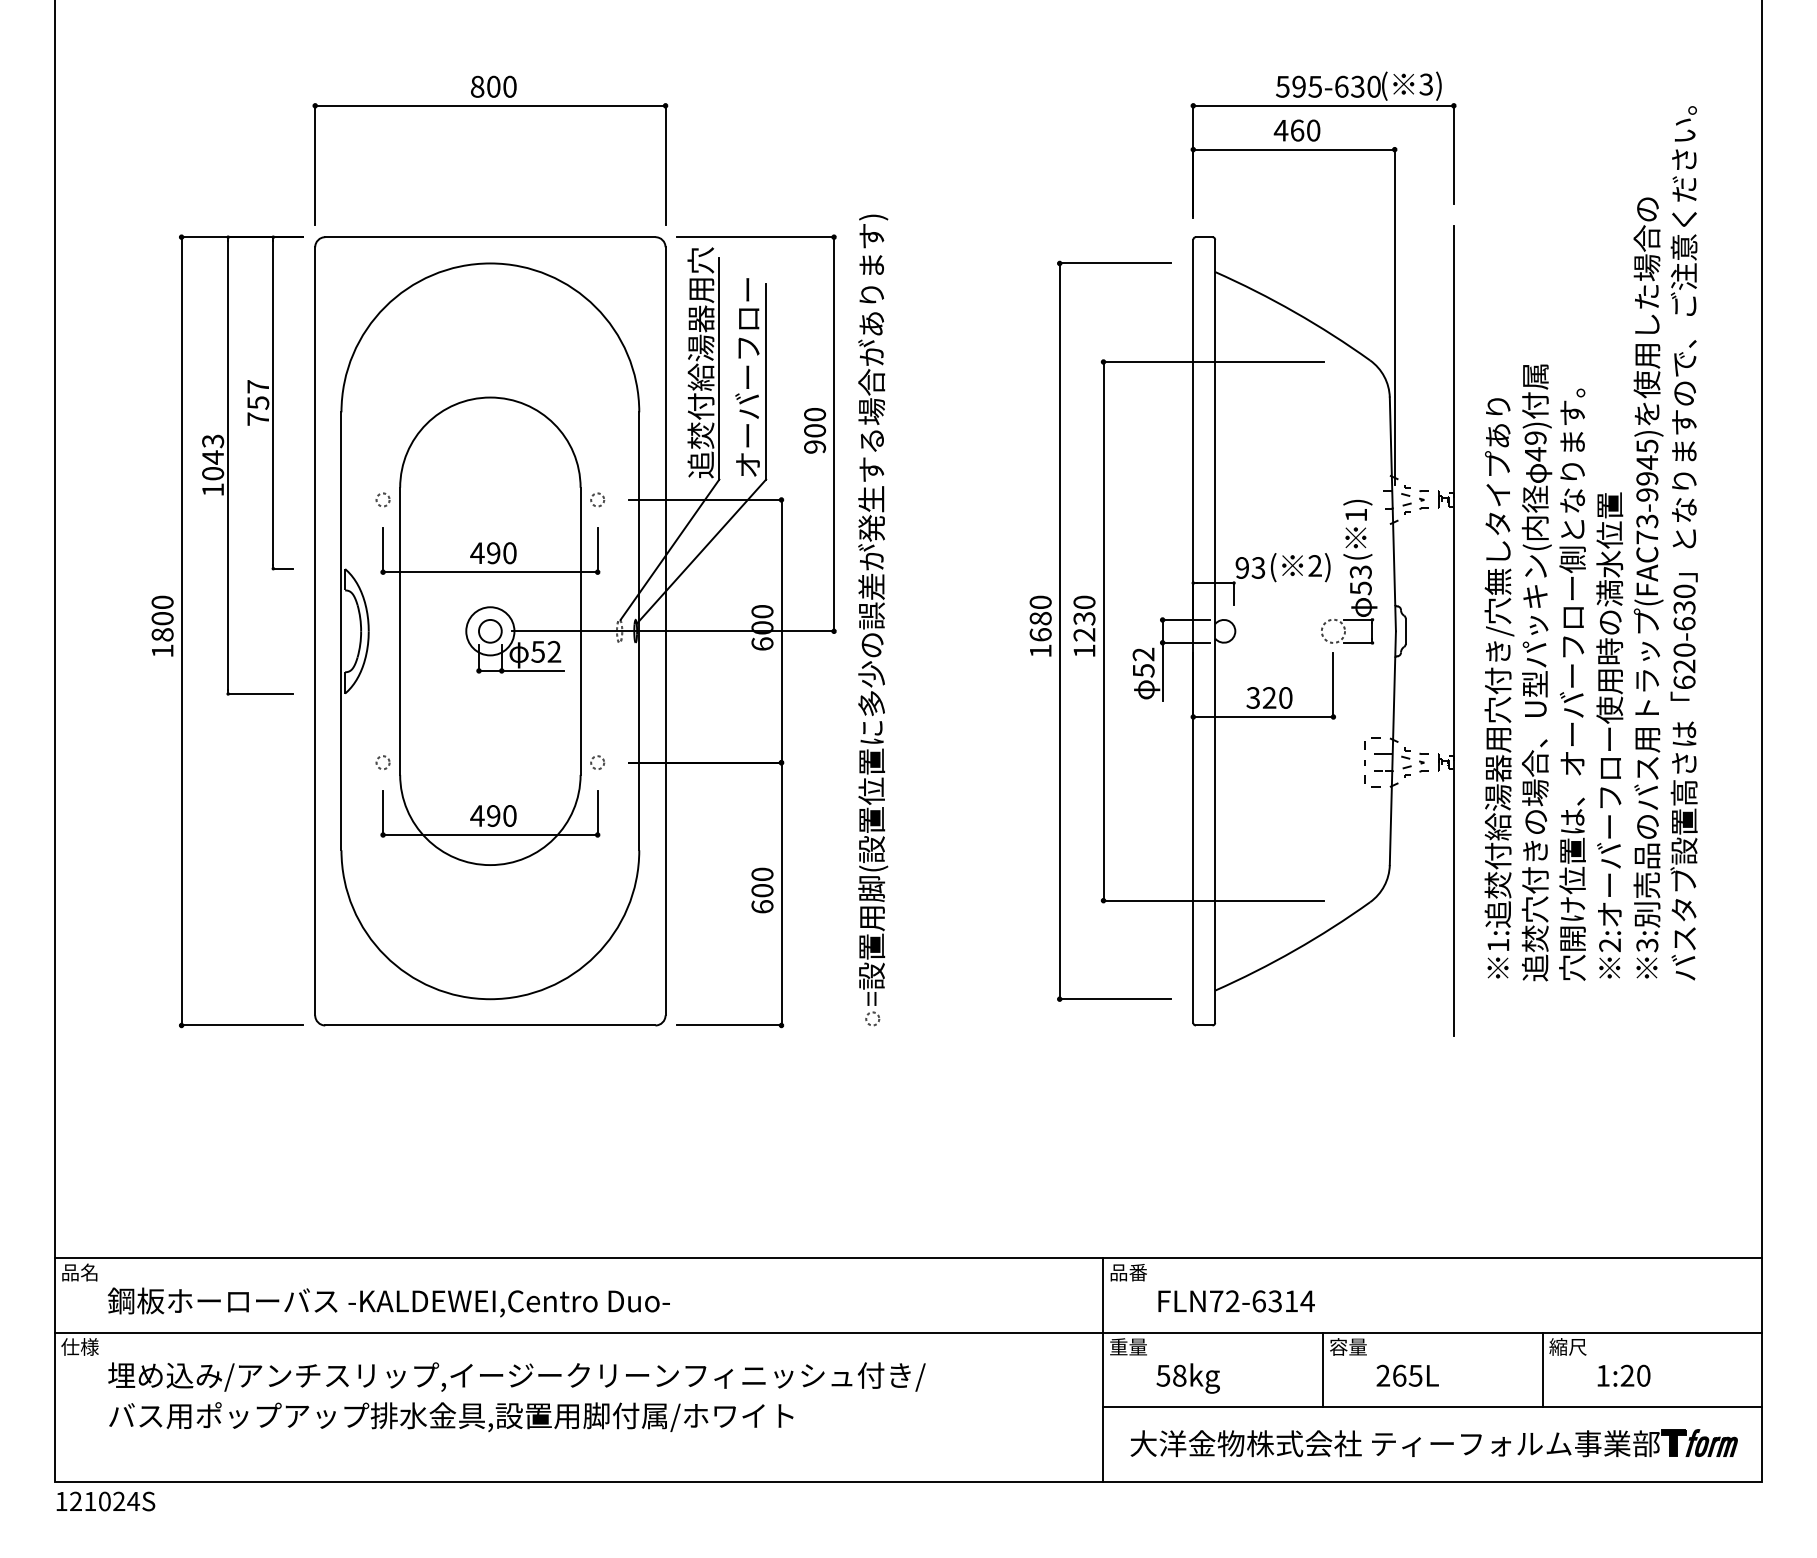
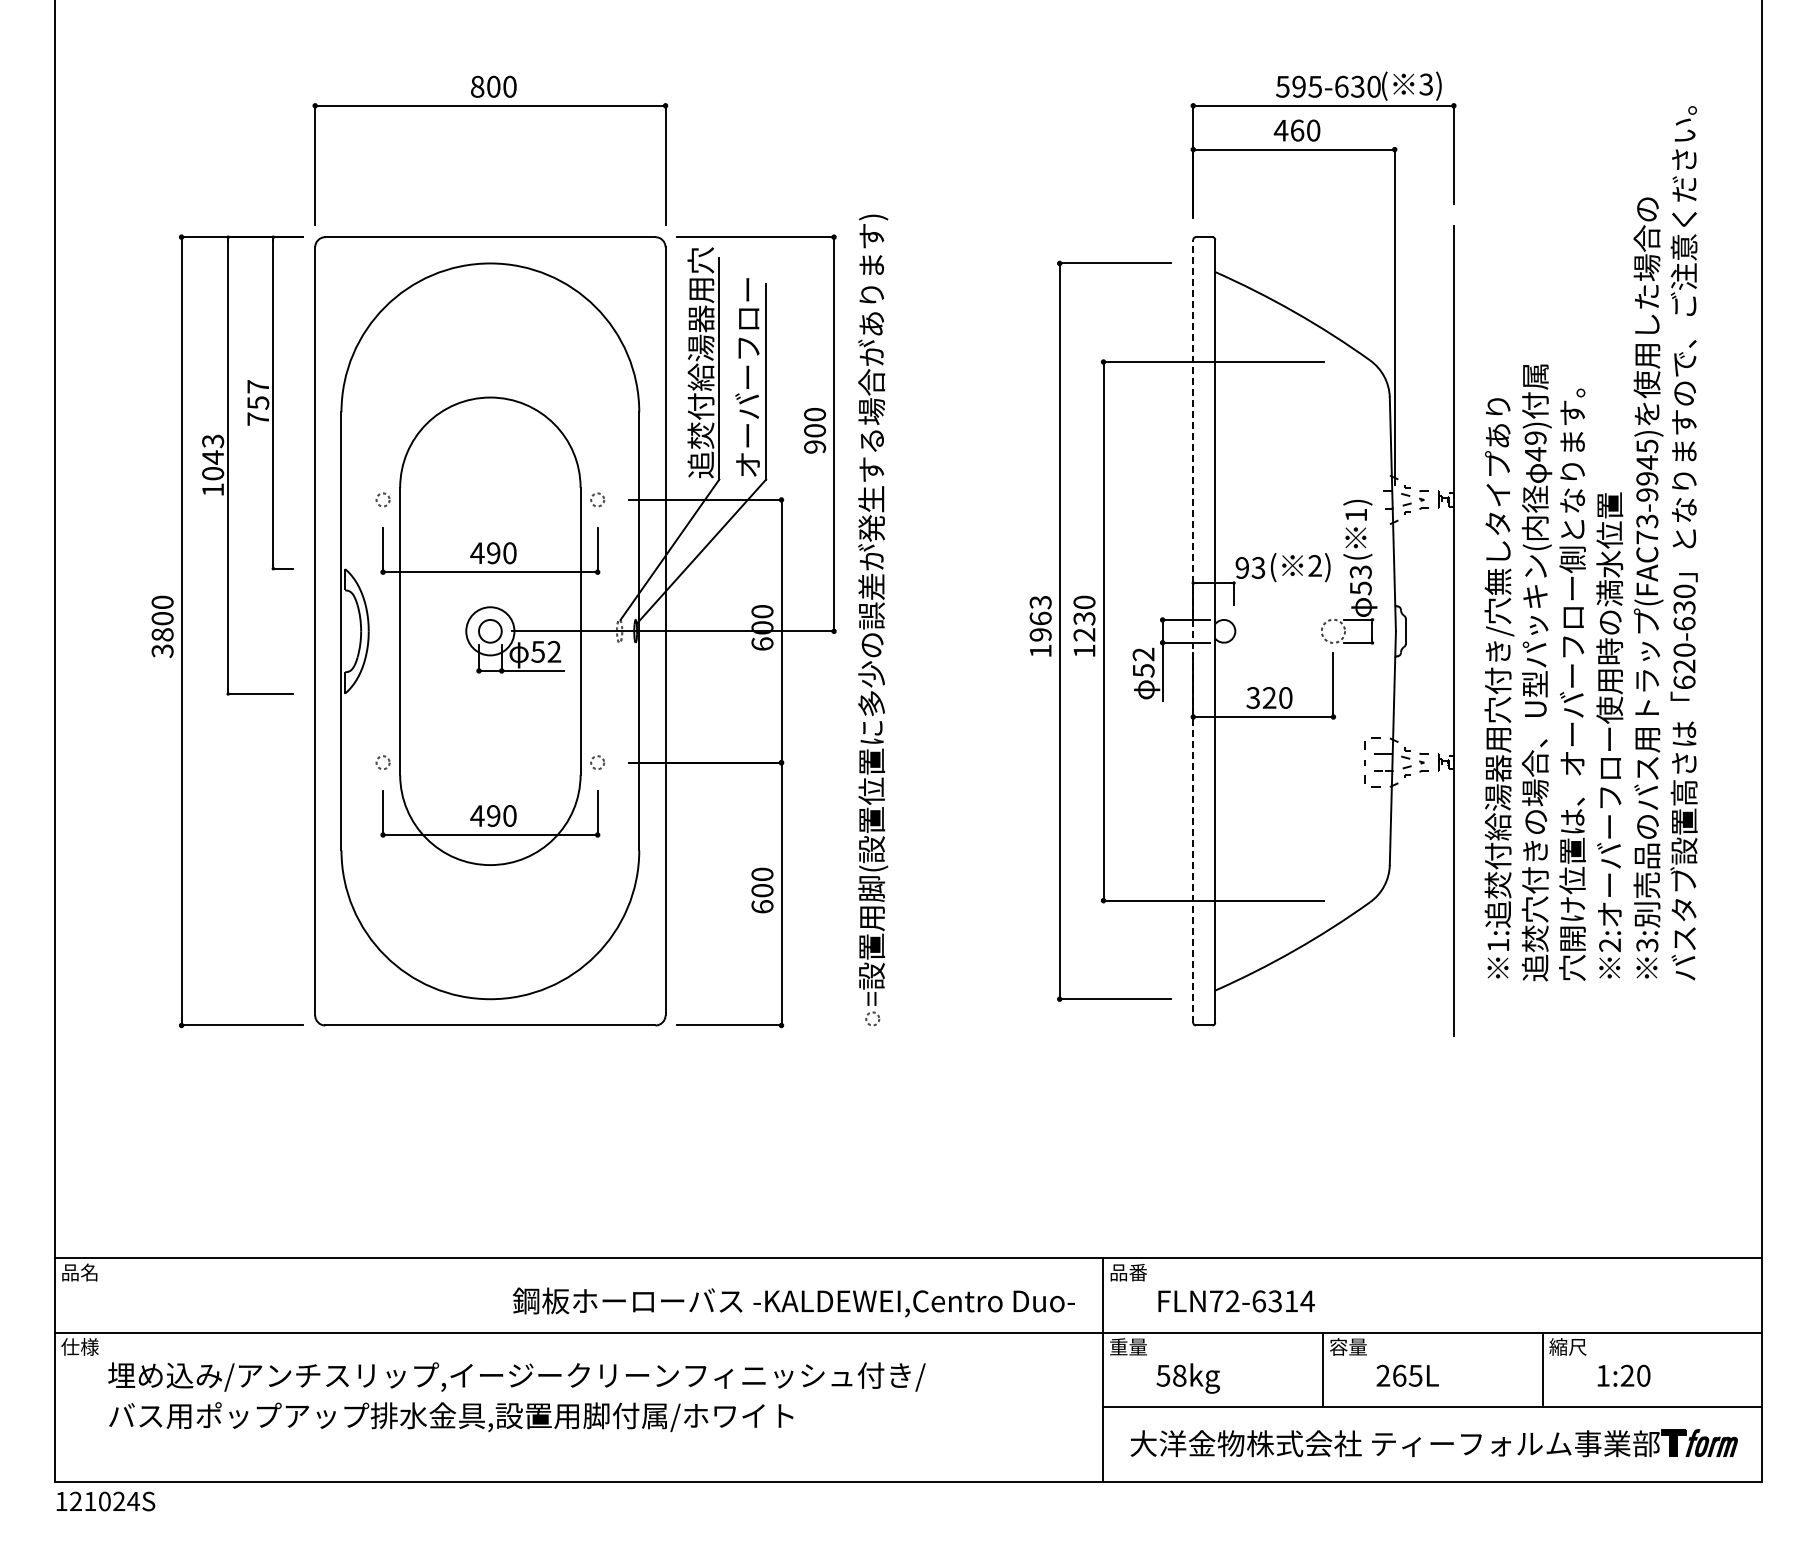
text: 1680 -> 1963 (1040, 618)
line: solid -> dashed (1193, 631)
text: 1800 -> 3800 (162, 650)
text position: (388, 1302) -> (793, 1302) (793, 1302)
